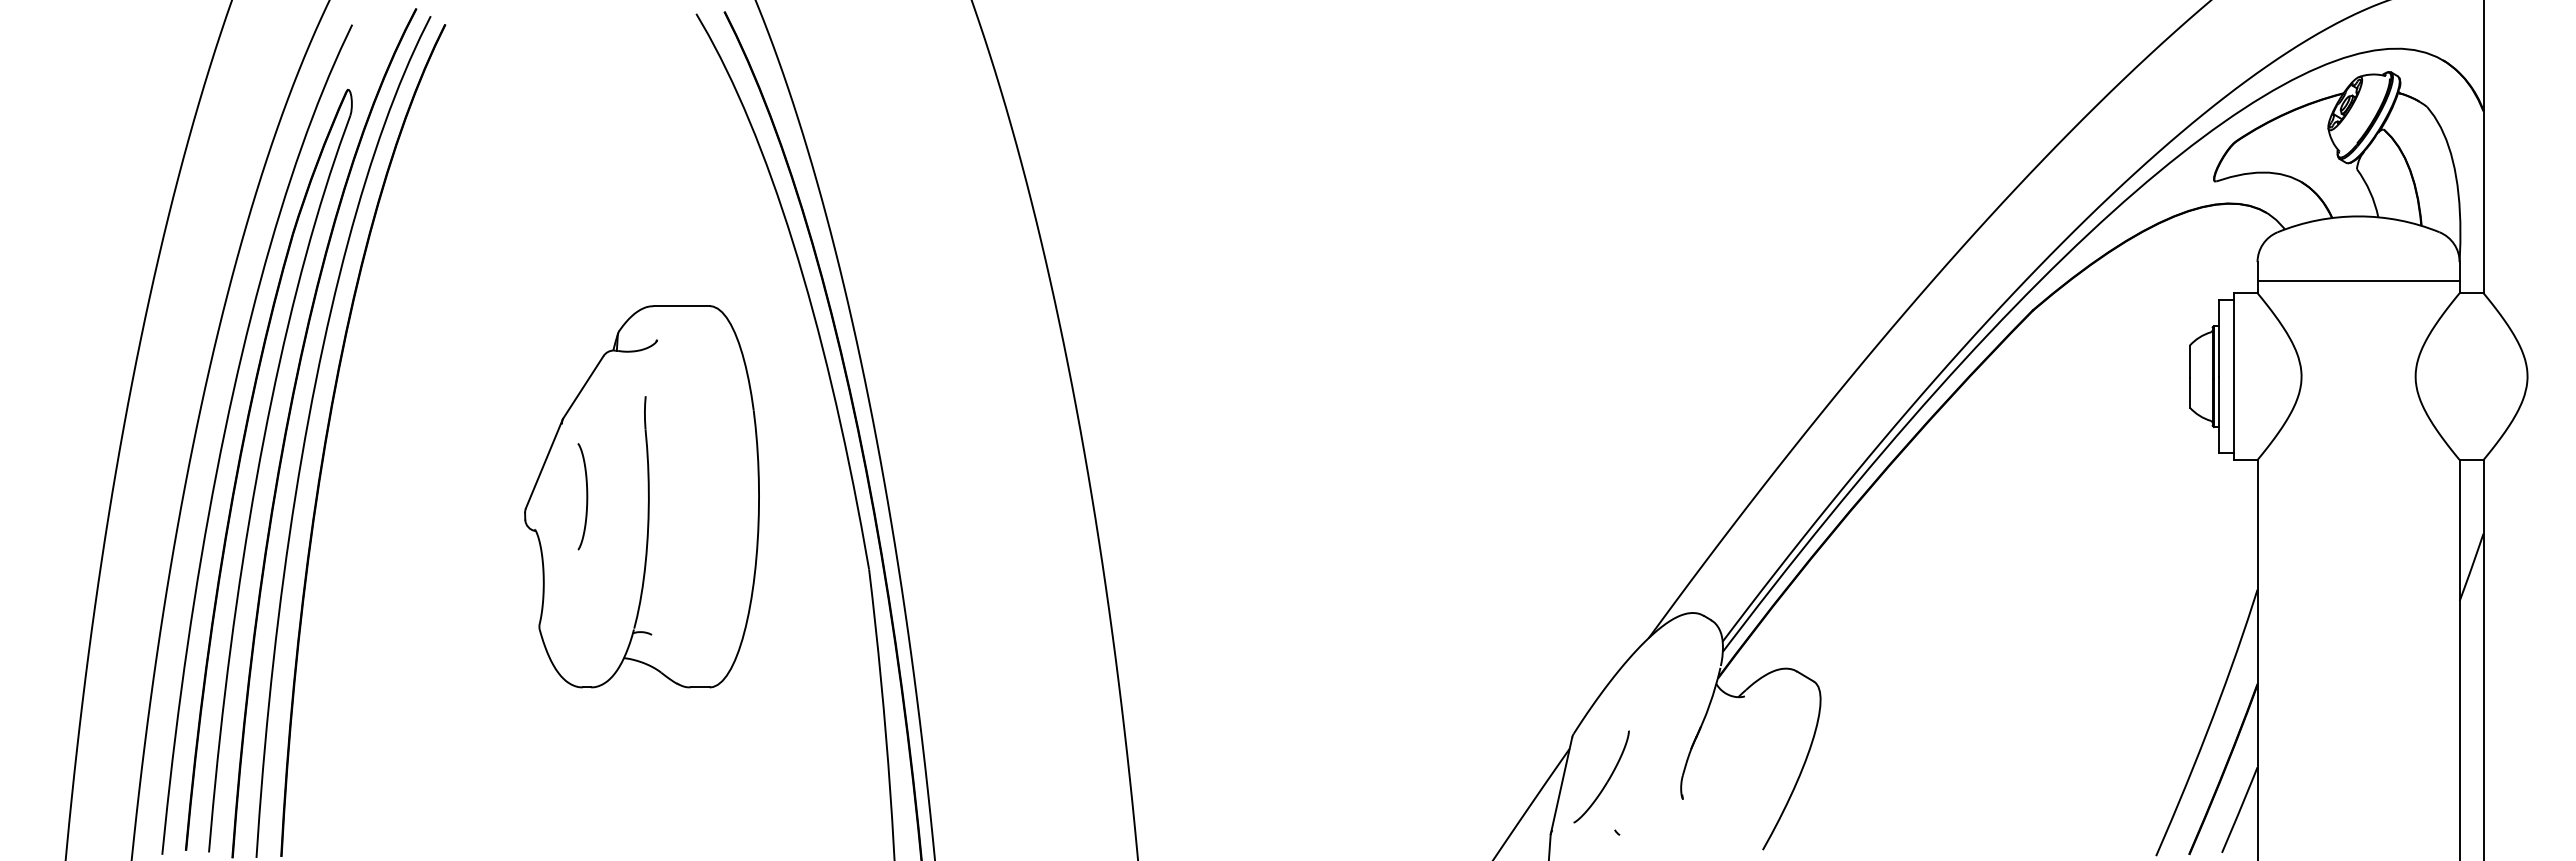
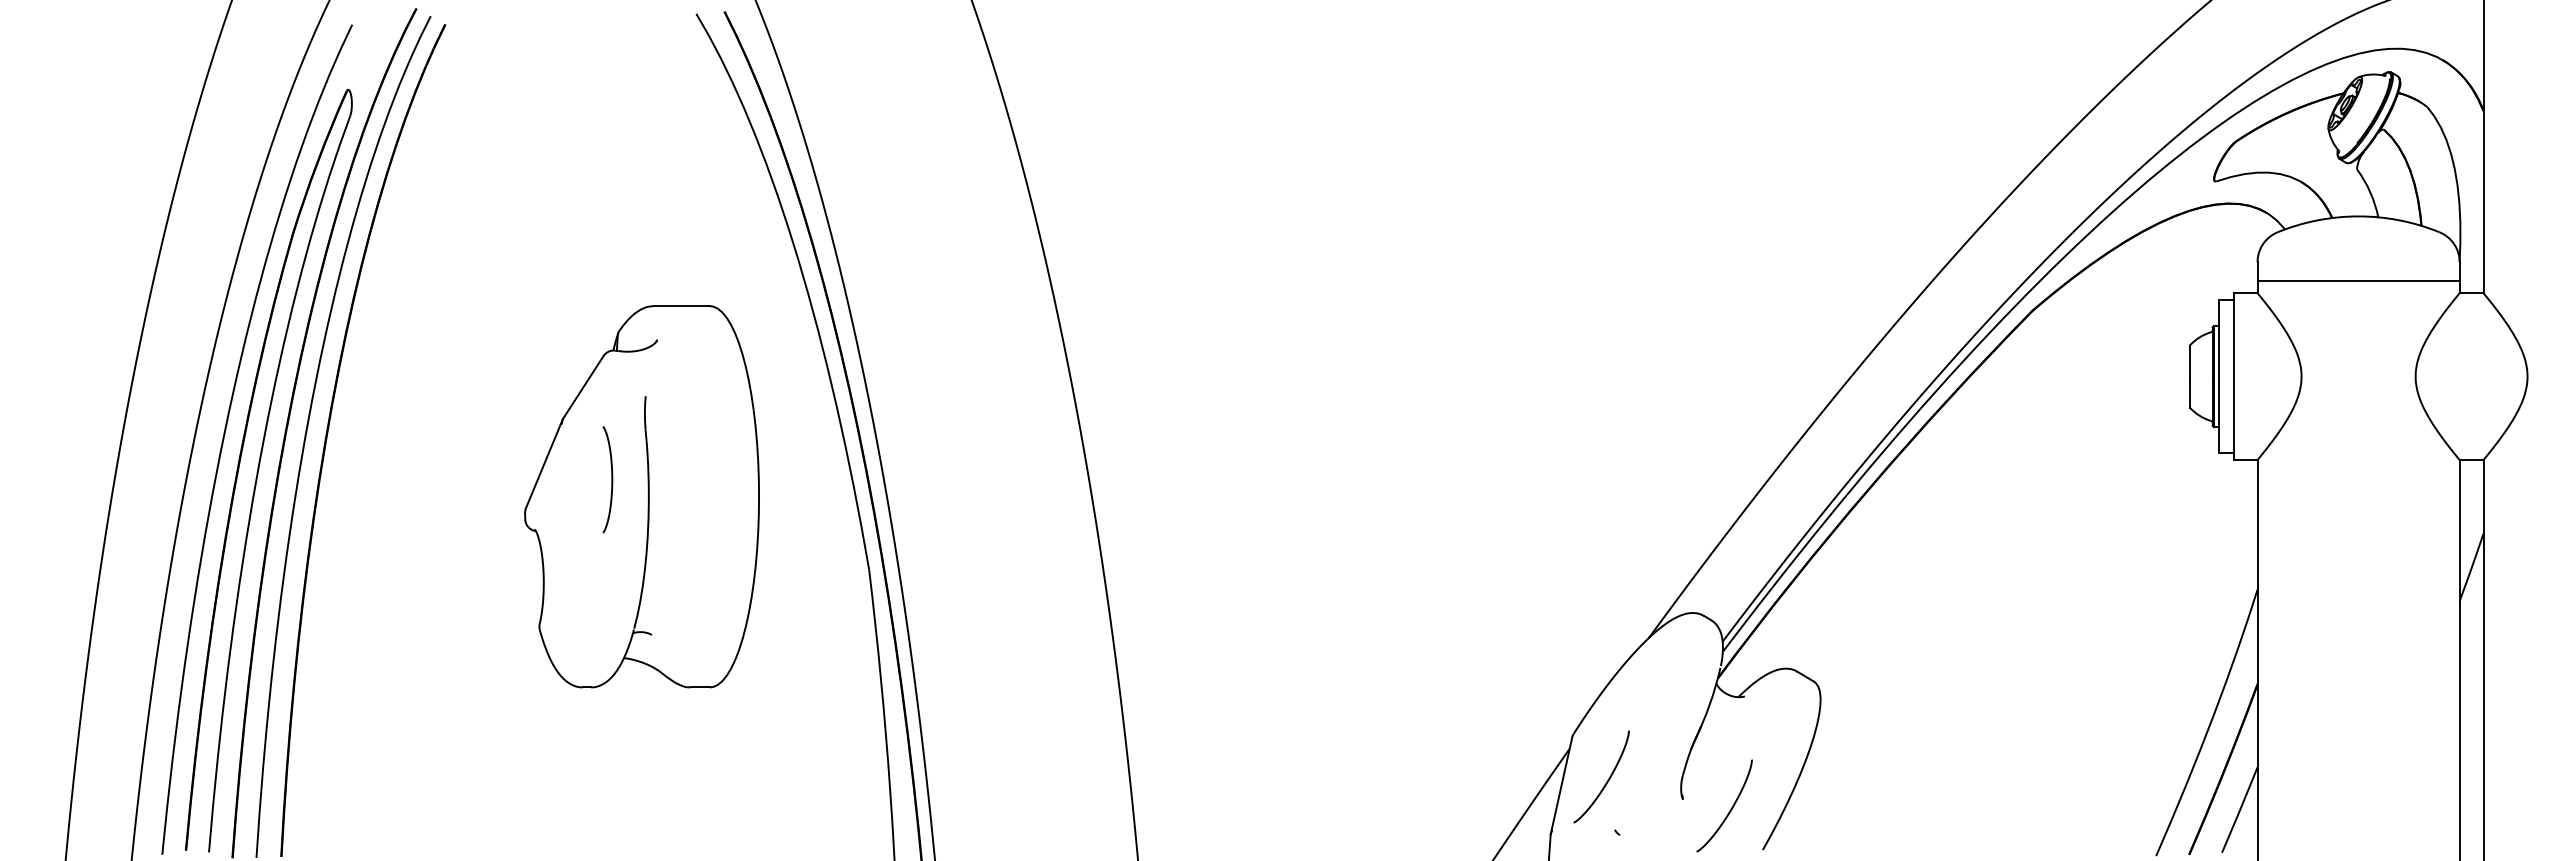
curve position: (586, 496) -> (611, 479) (611, 479)
part: none -> present (1729, 810)
